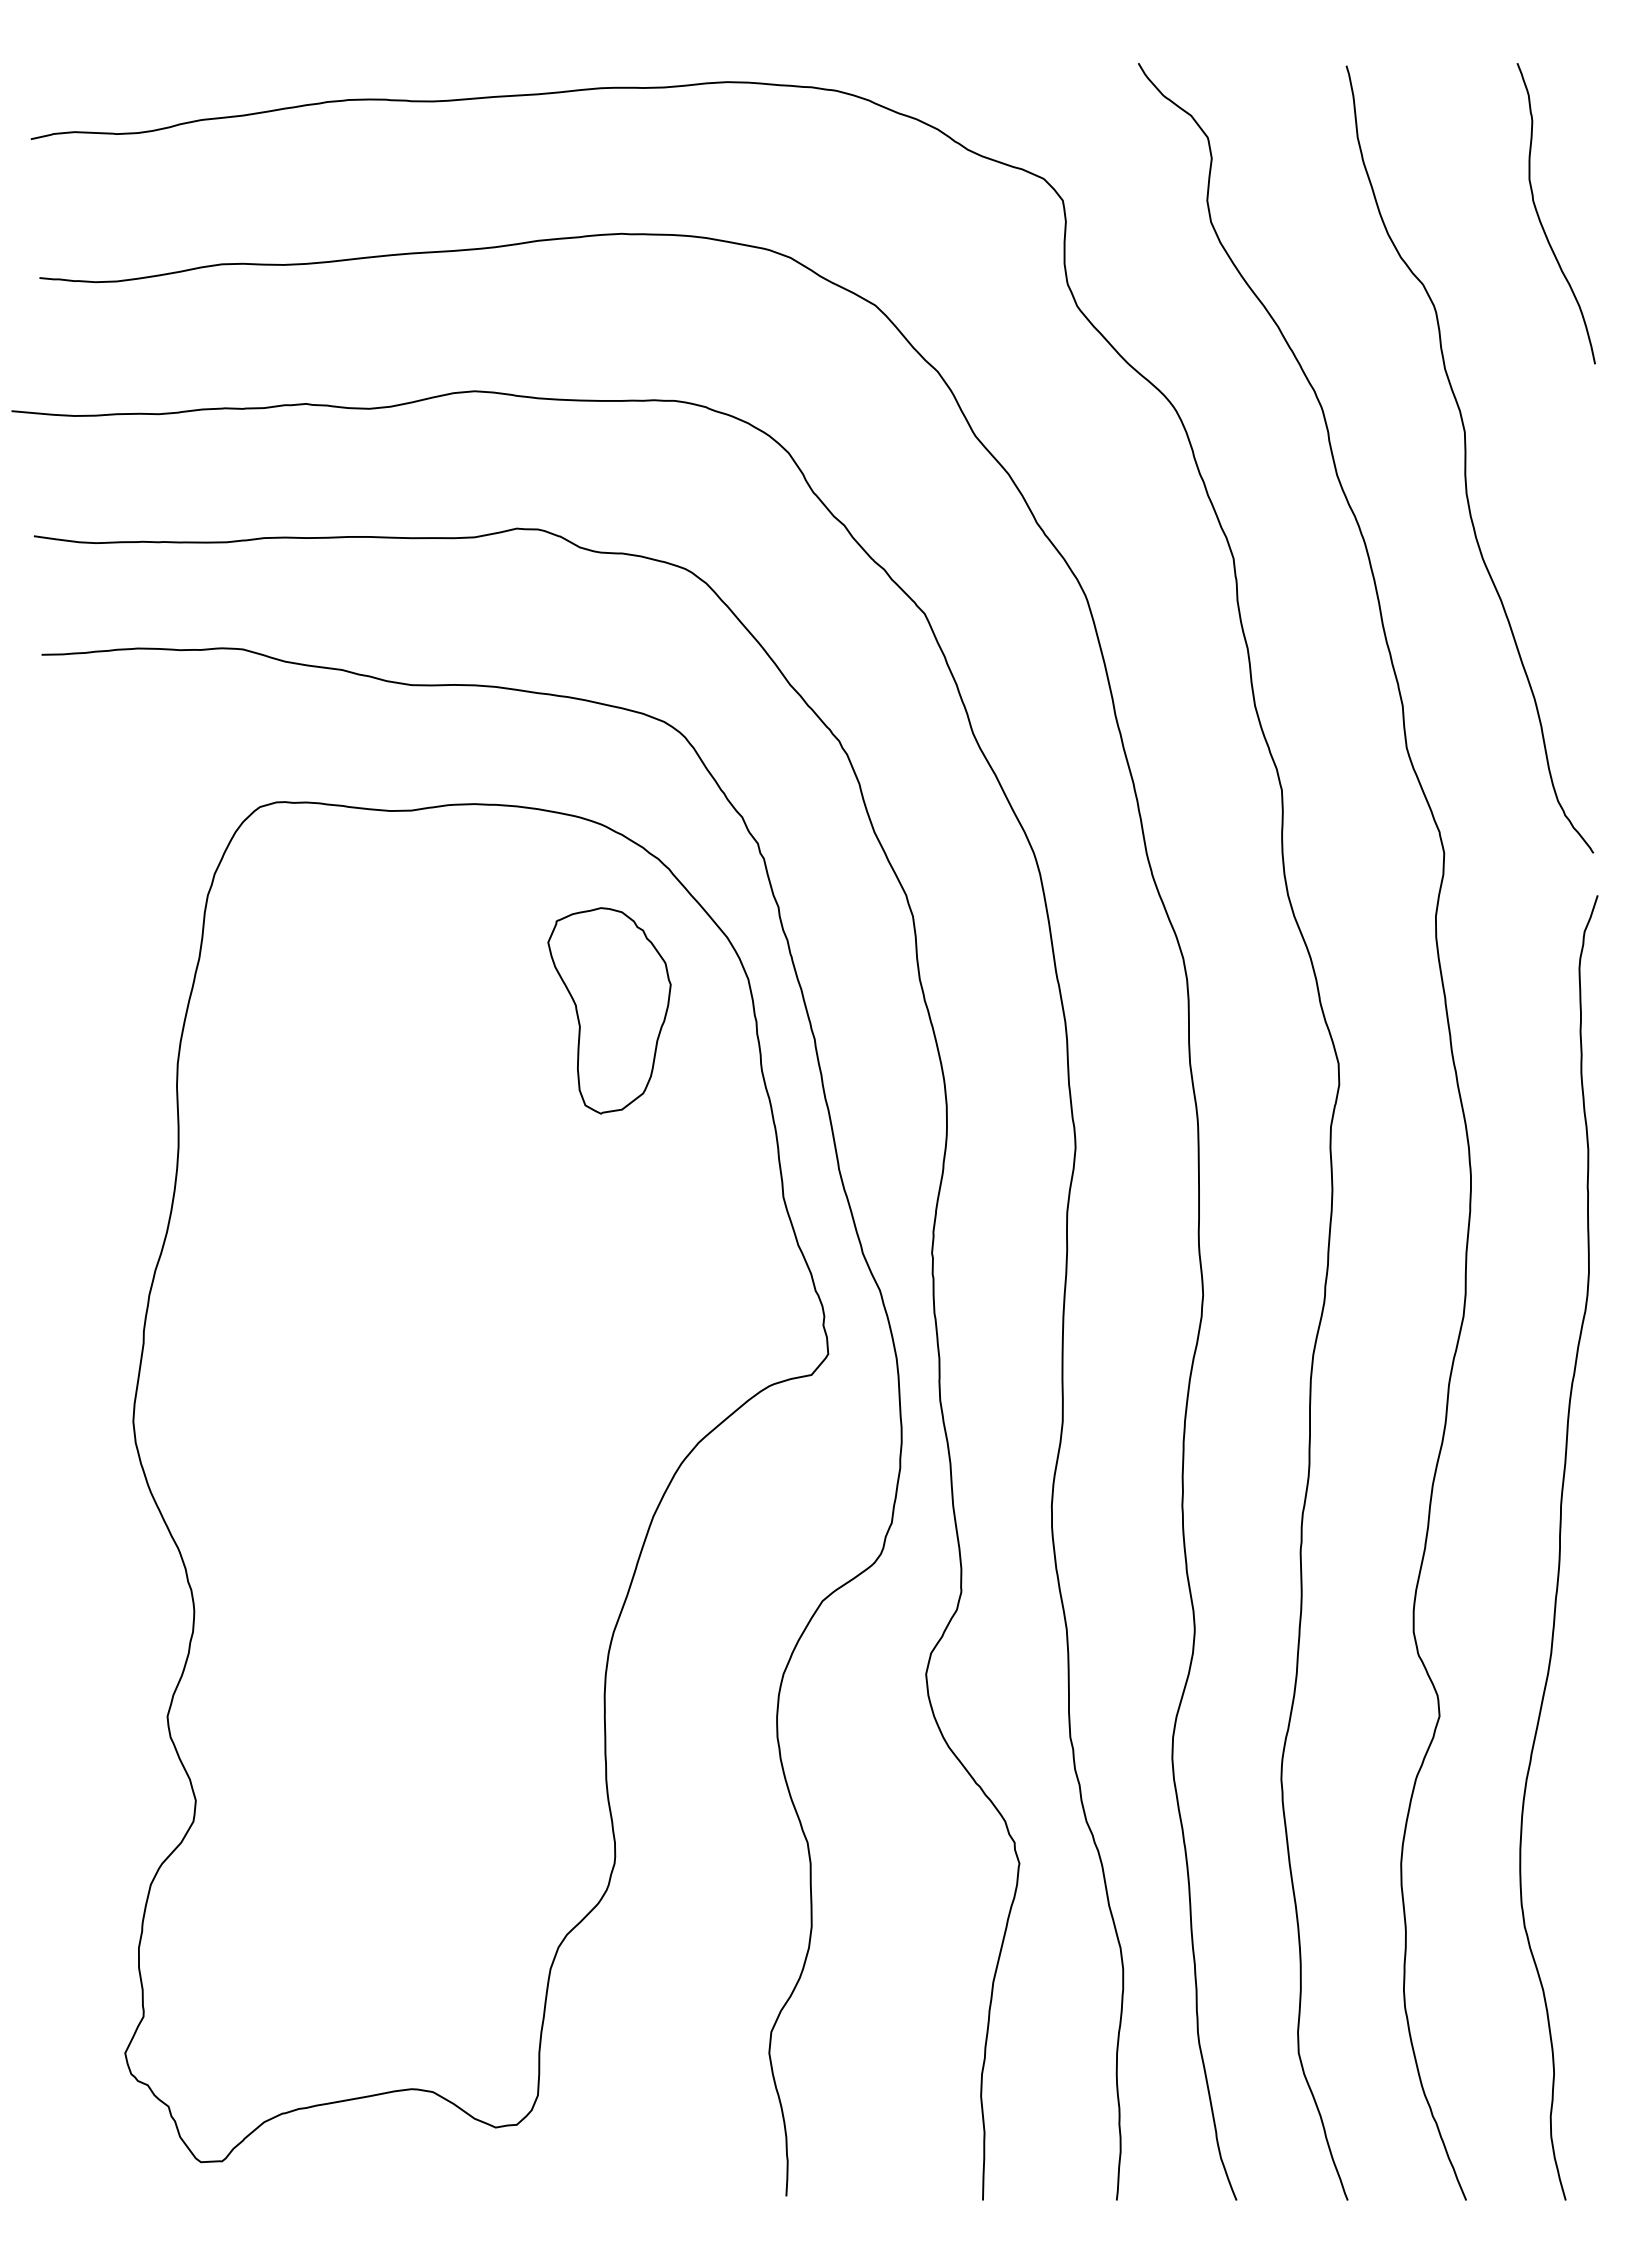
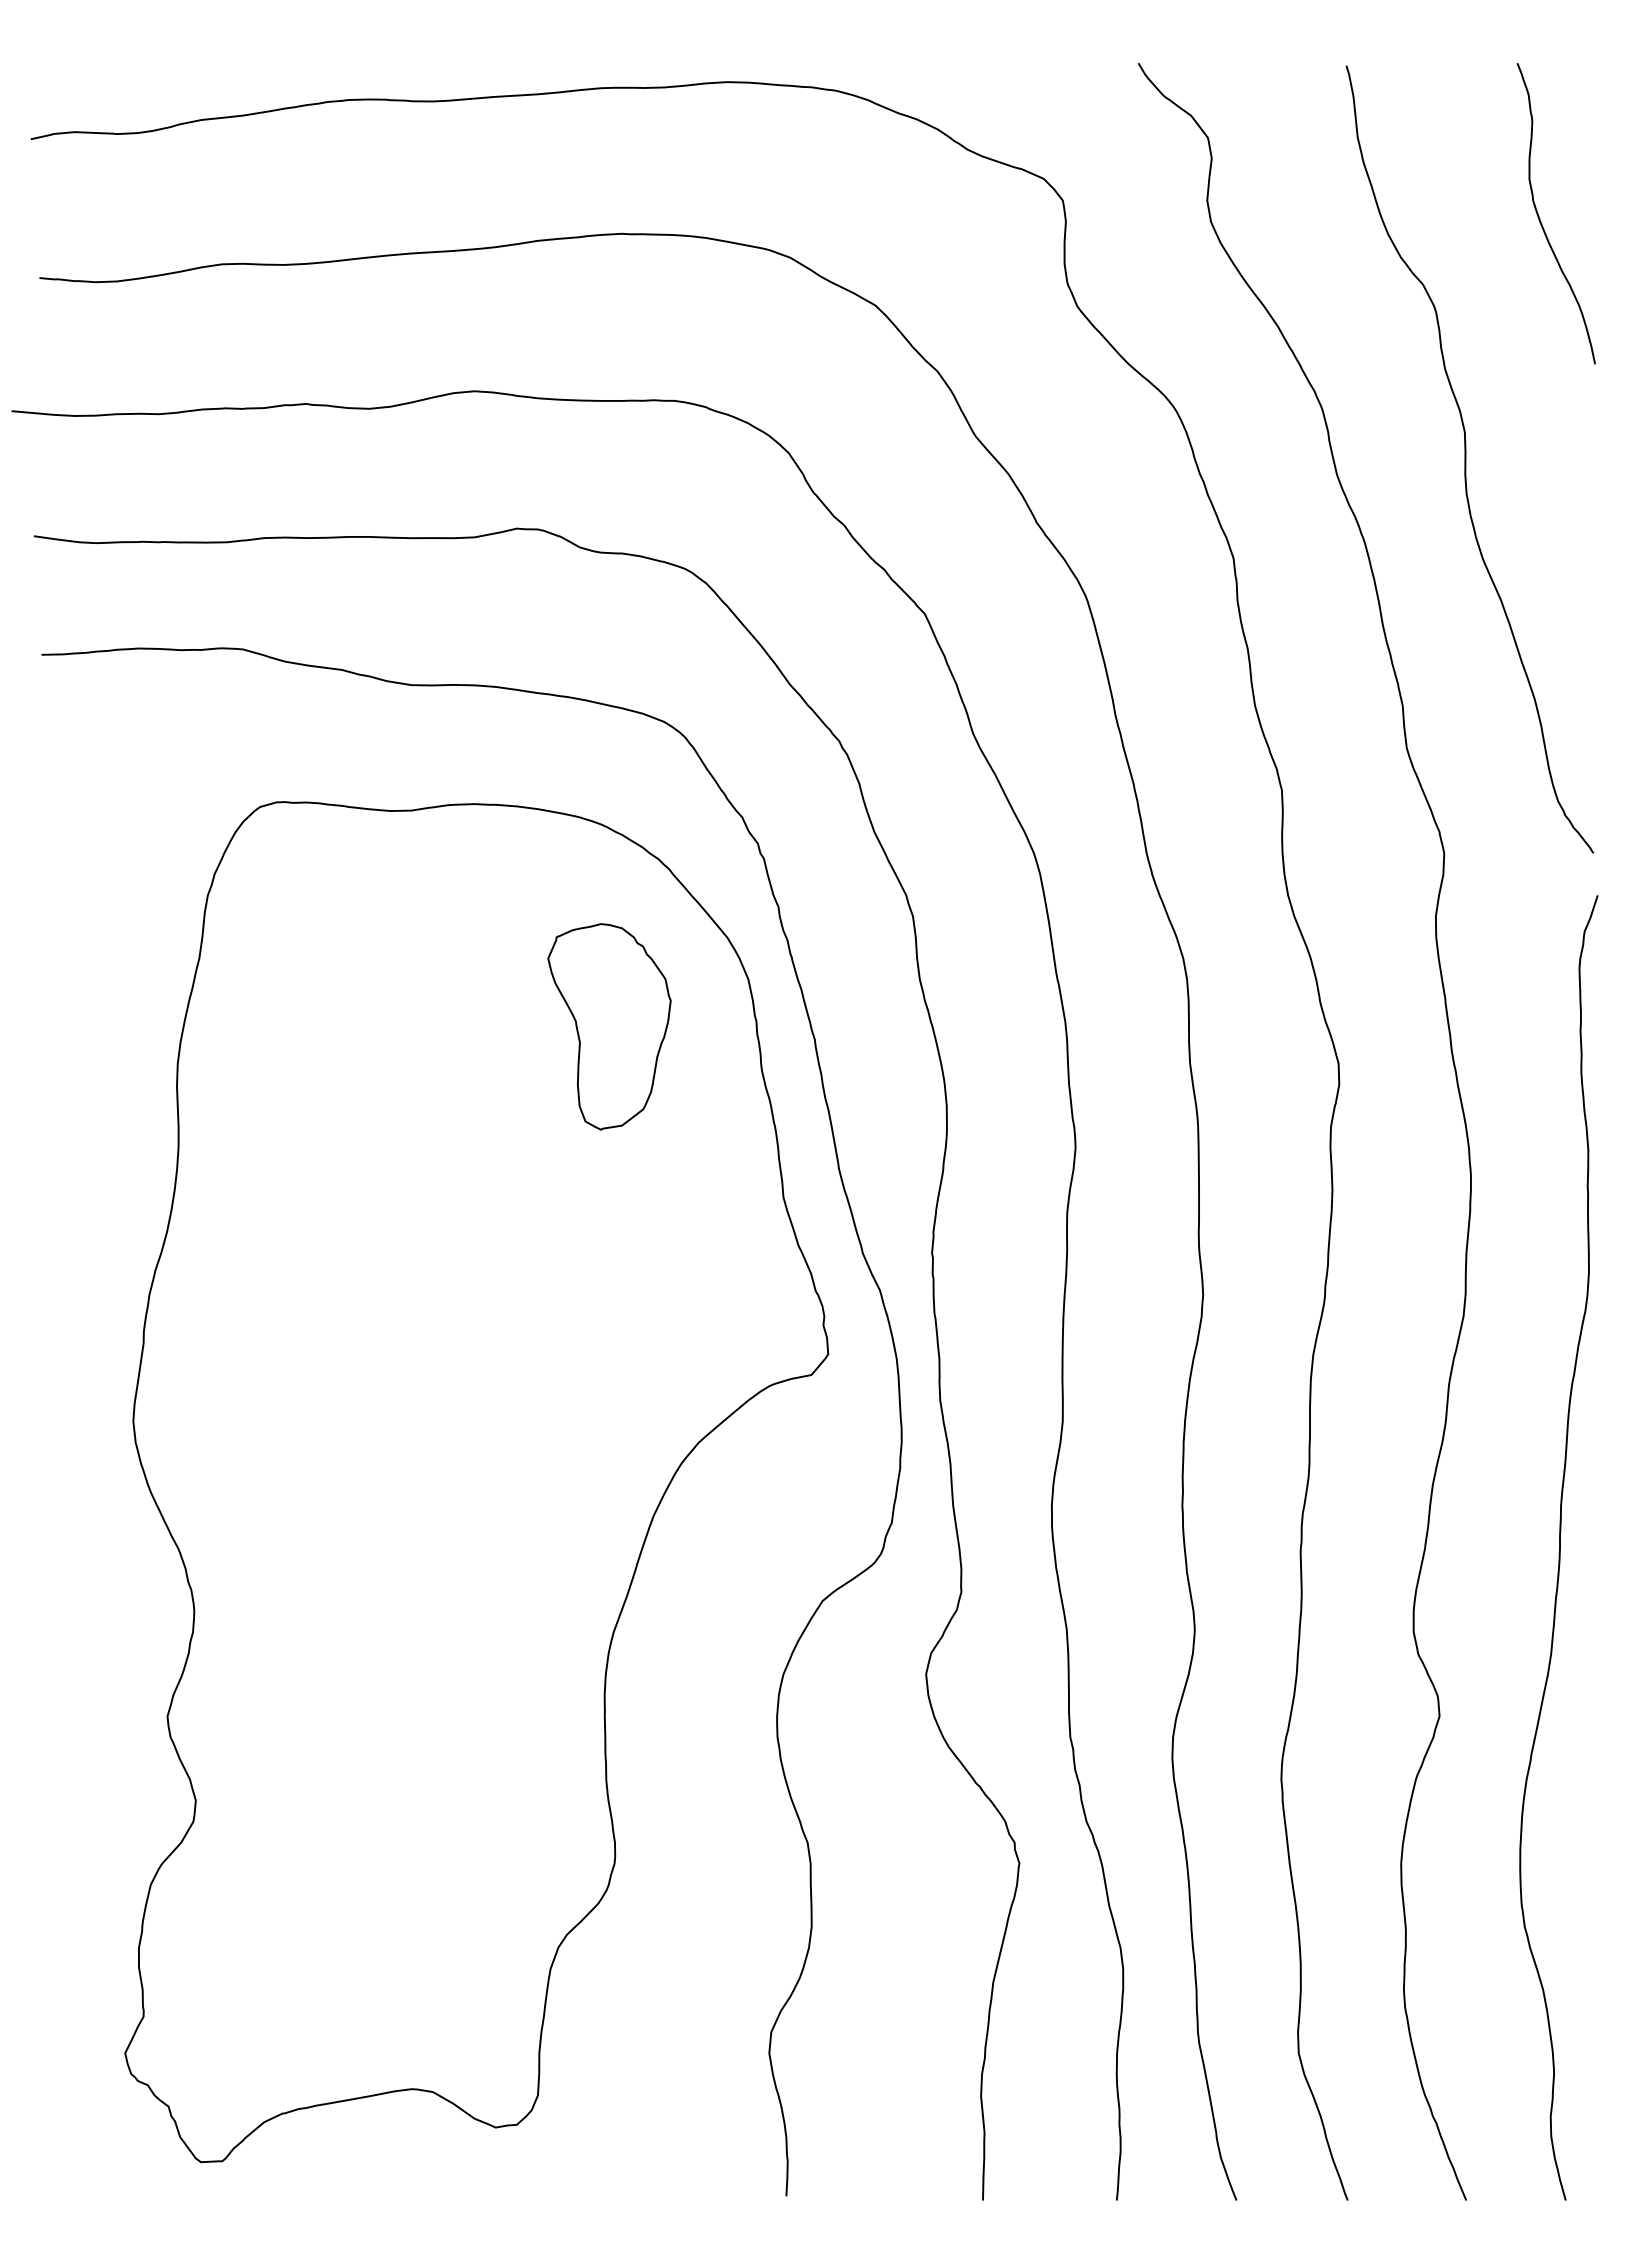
part position: (609, 1010) -> (609, 1026) (609, 1026)
